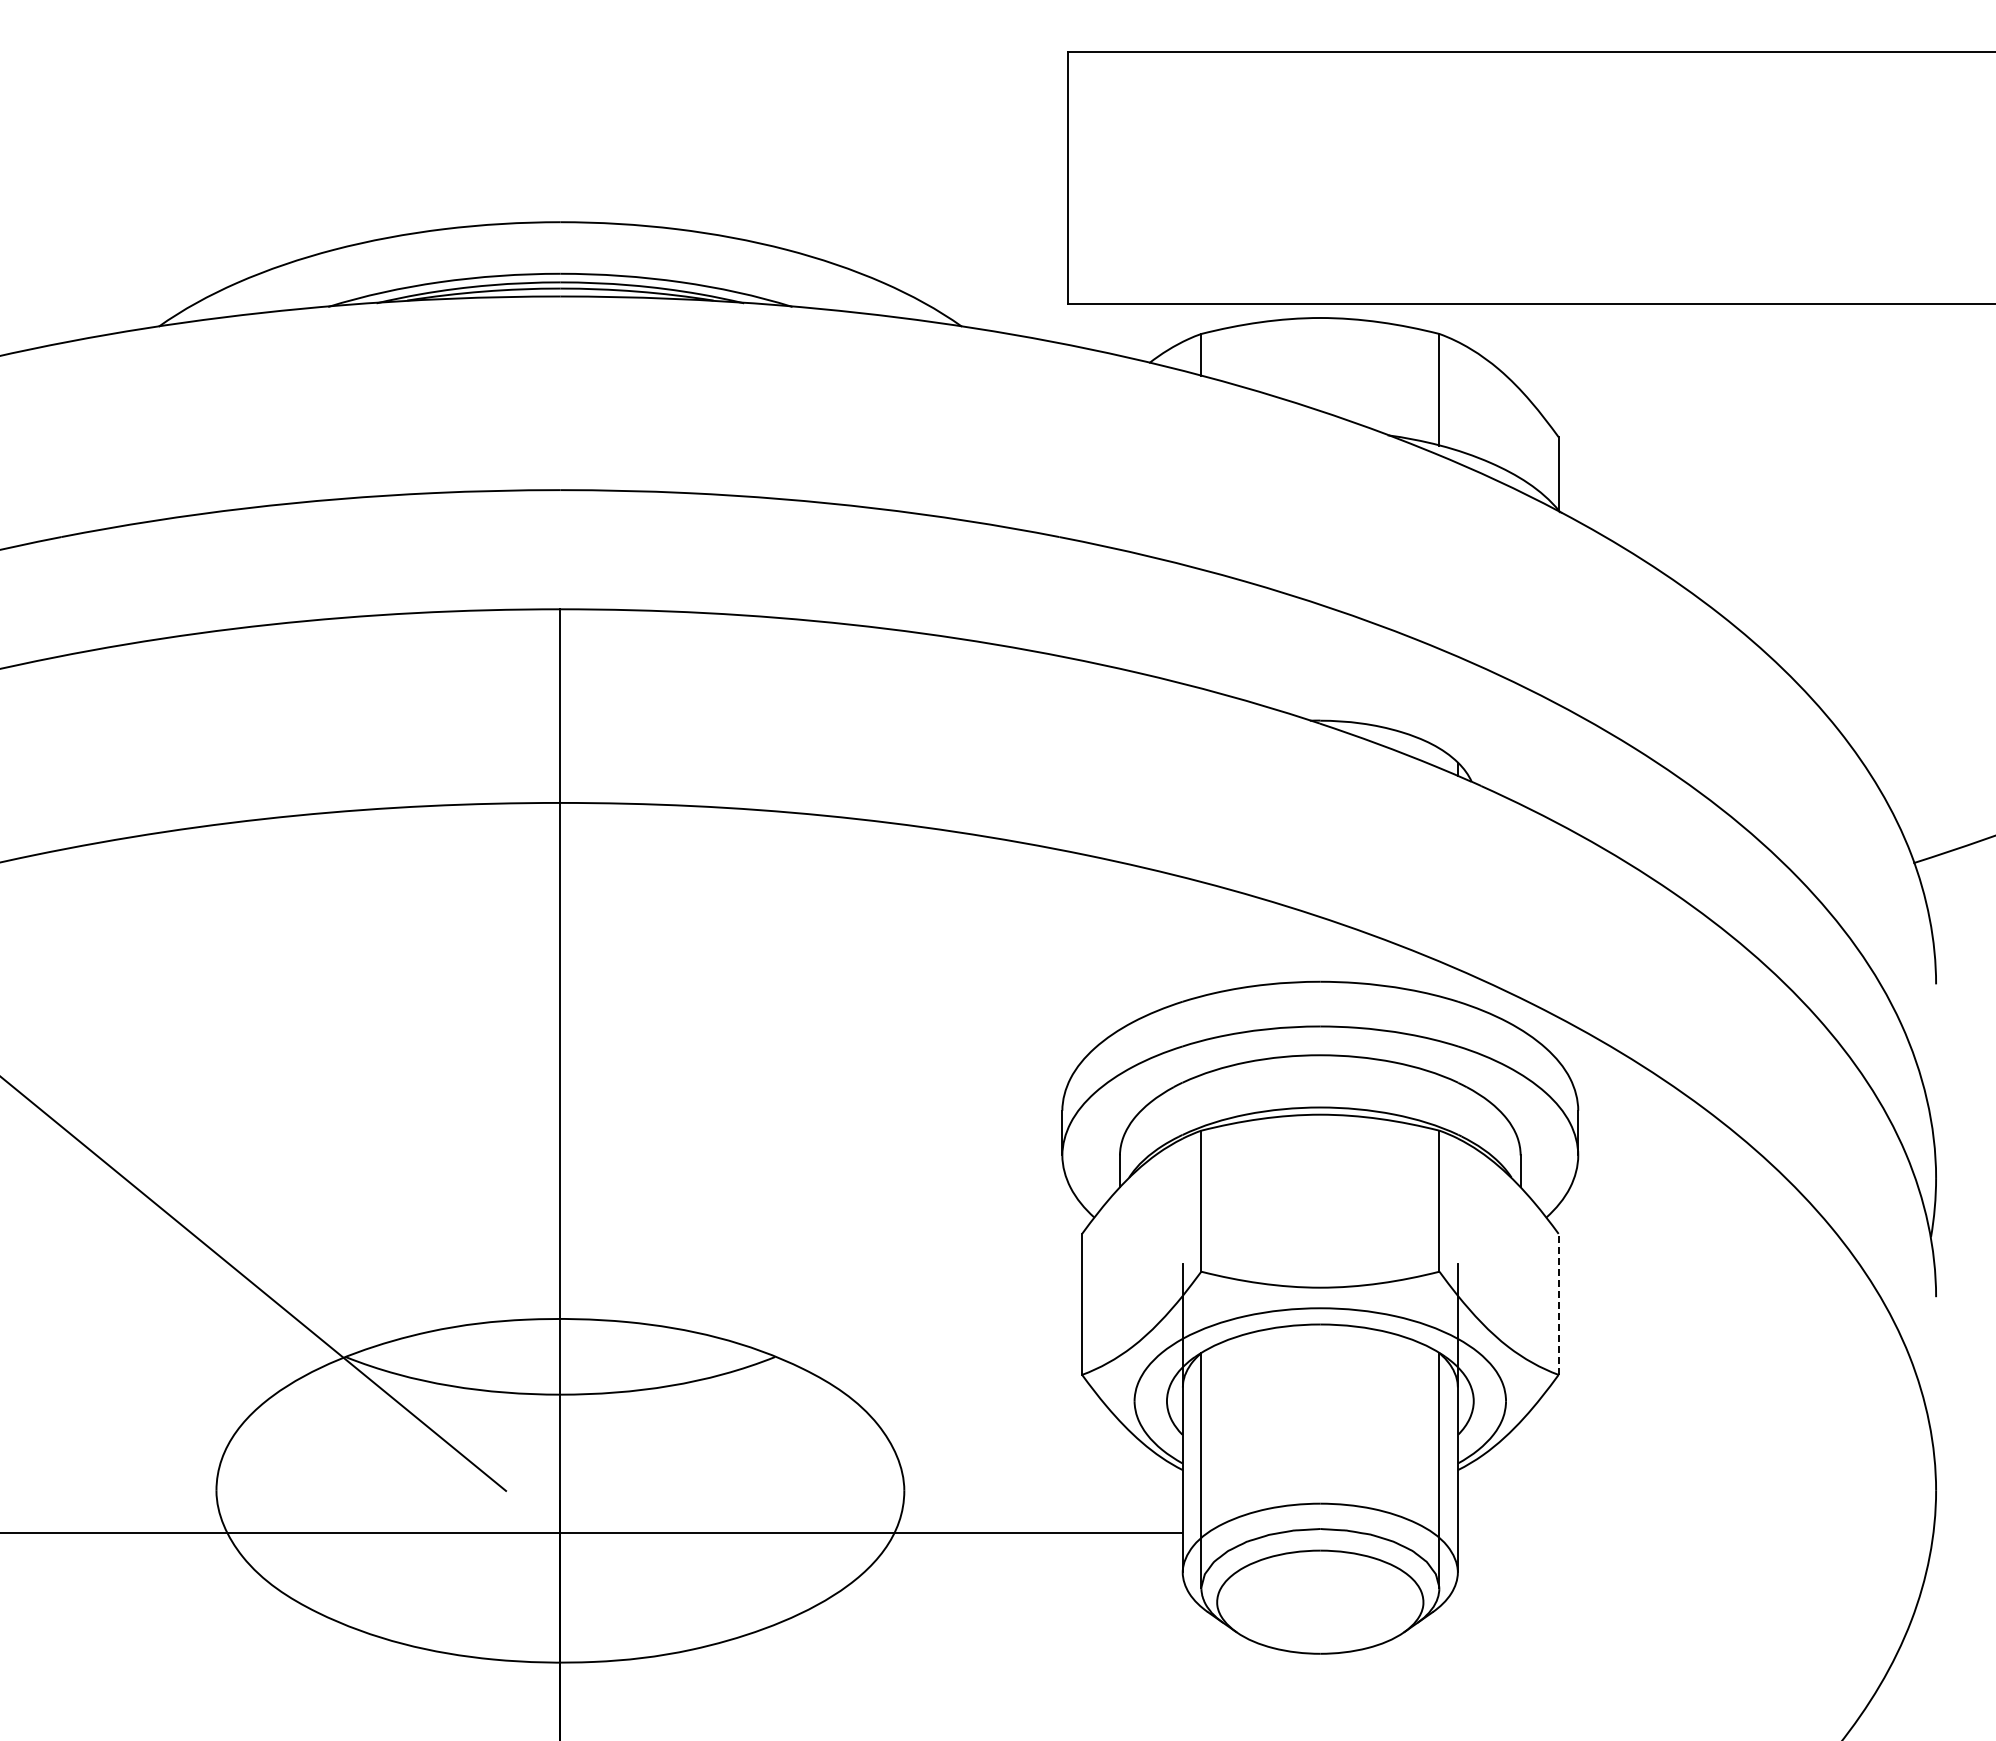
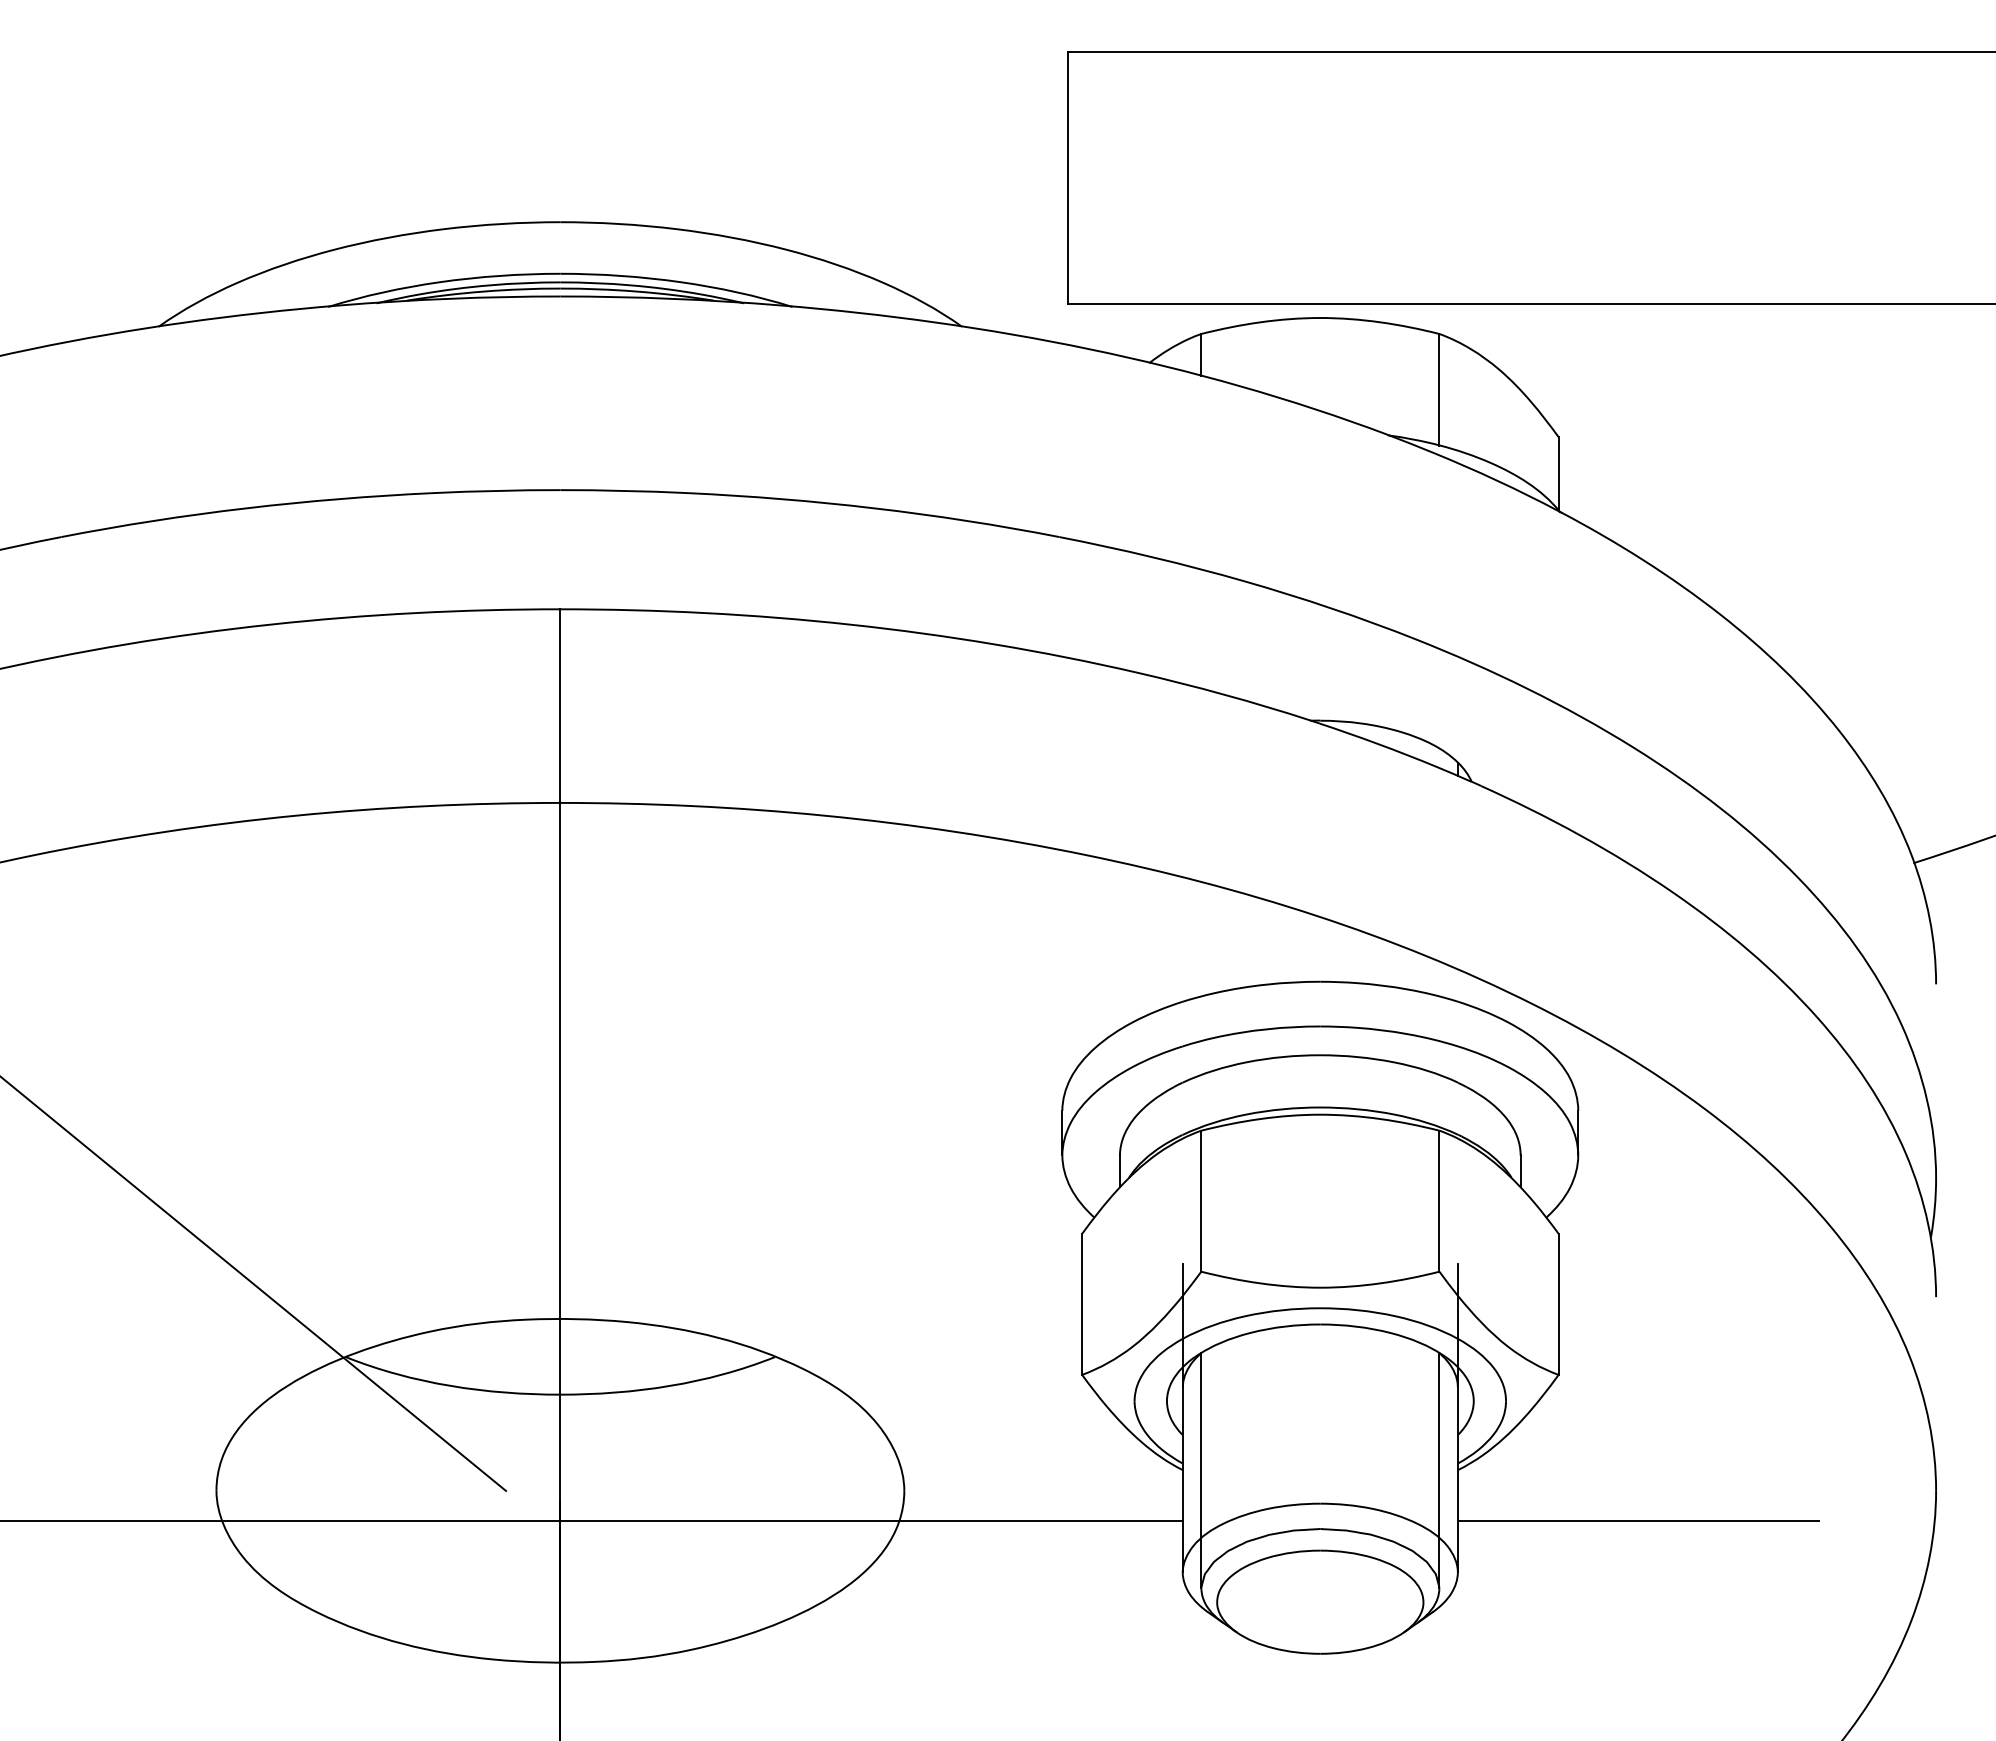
line: dashed -> solid (1558, 1304)
line: none -> present (1638, 1520)
line position: (592, 1532) -> (592, 1520) (592, 1520)
